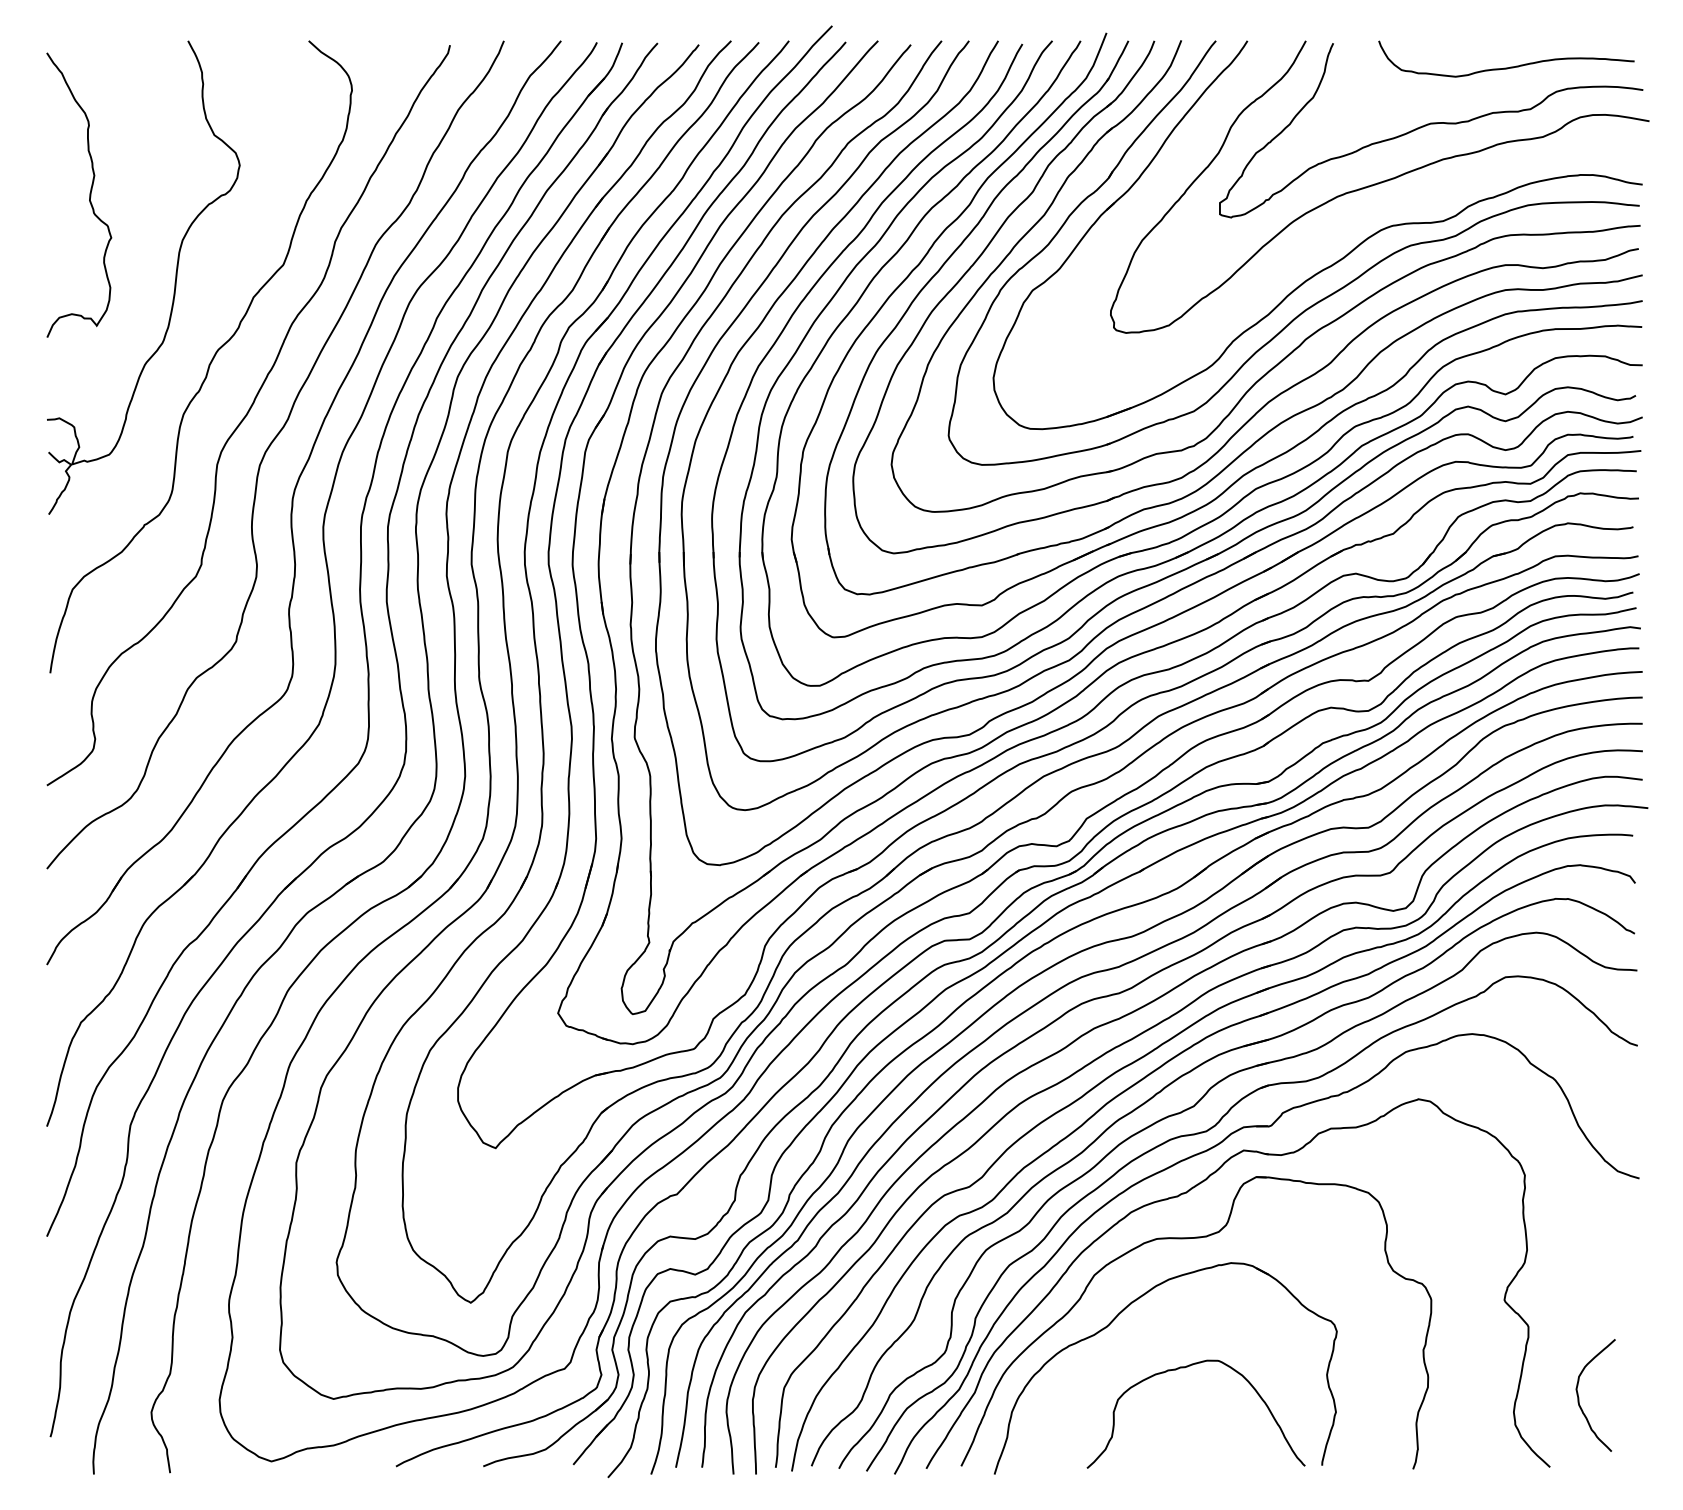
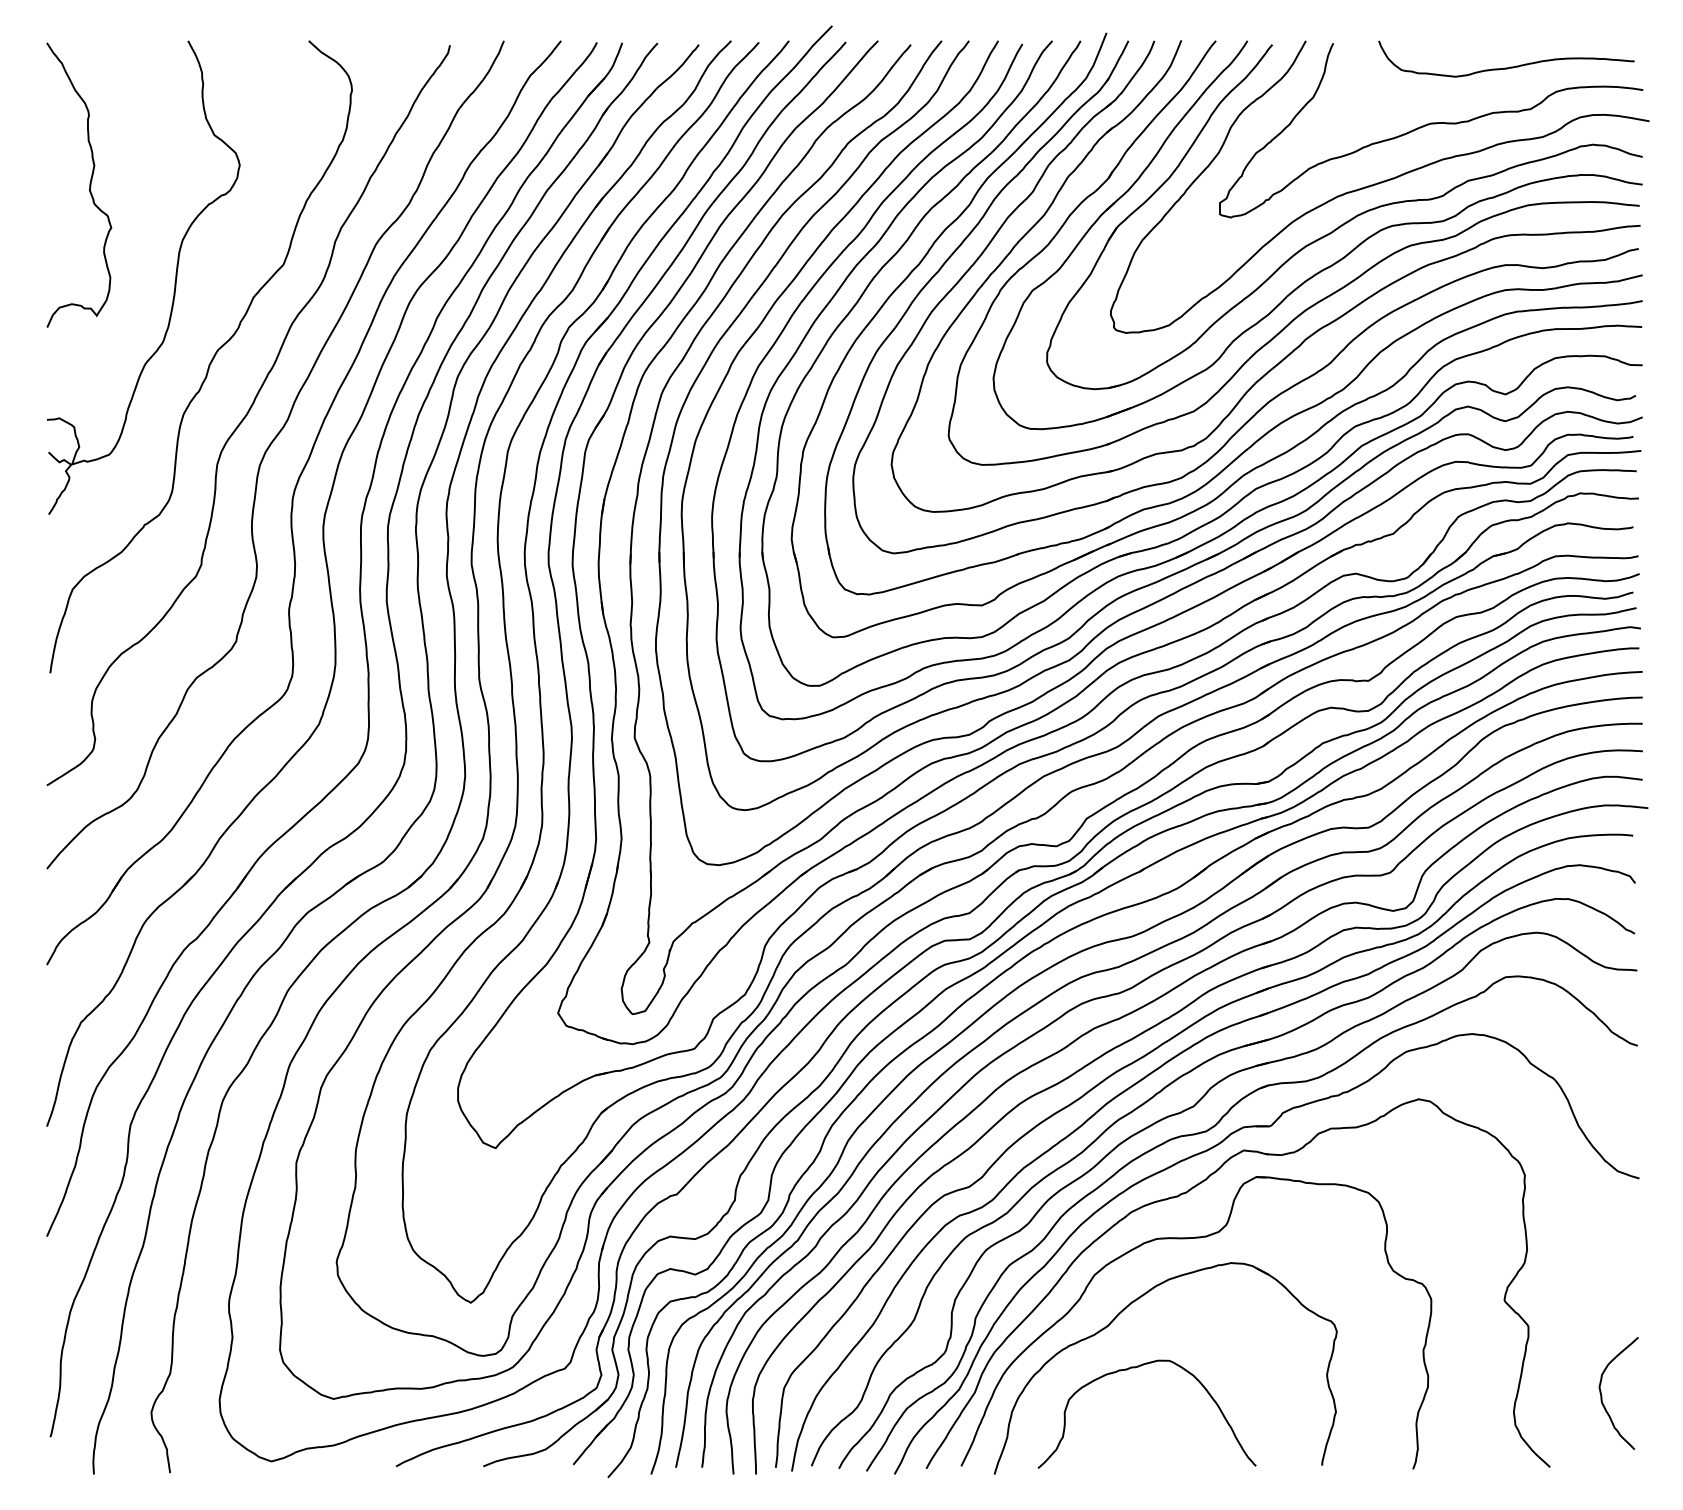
curve position: (89, 194) -> (89, 184) (89, 184)
part: none -> present (1344, 217)
curve position: (1184, 1368) -> (1135, 1368) (1135, 1368)
curve position: (1579, 1397) -> (1602, 1395) (1602, 1395)
